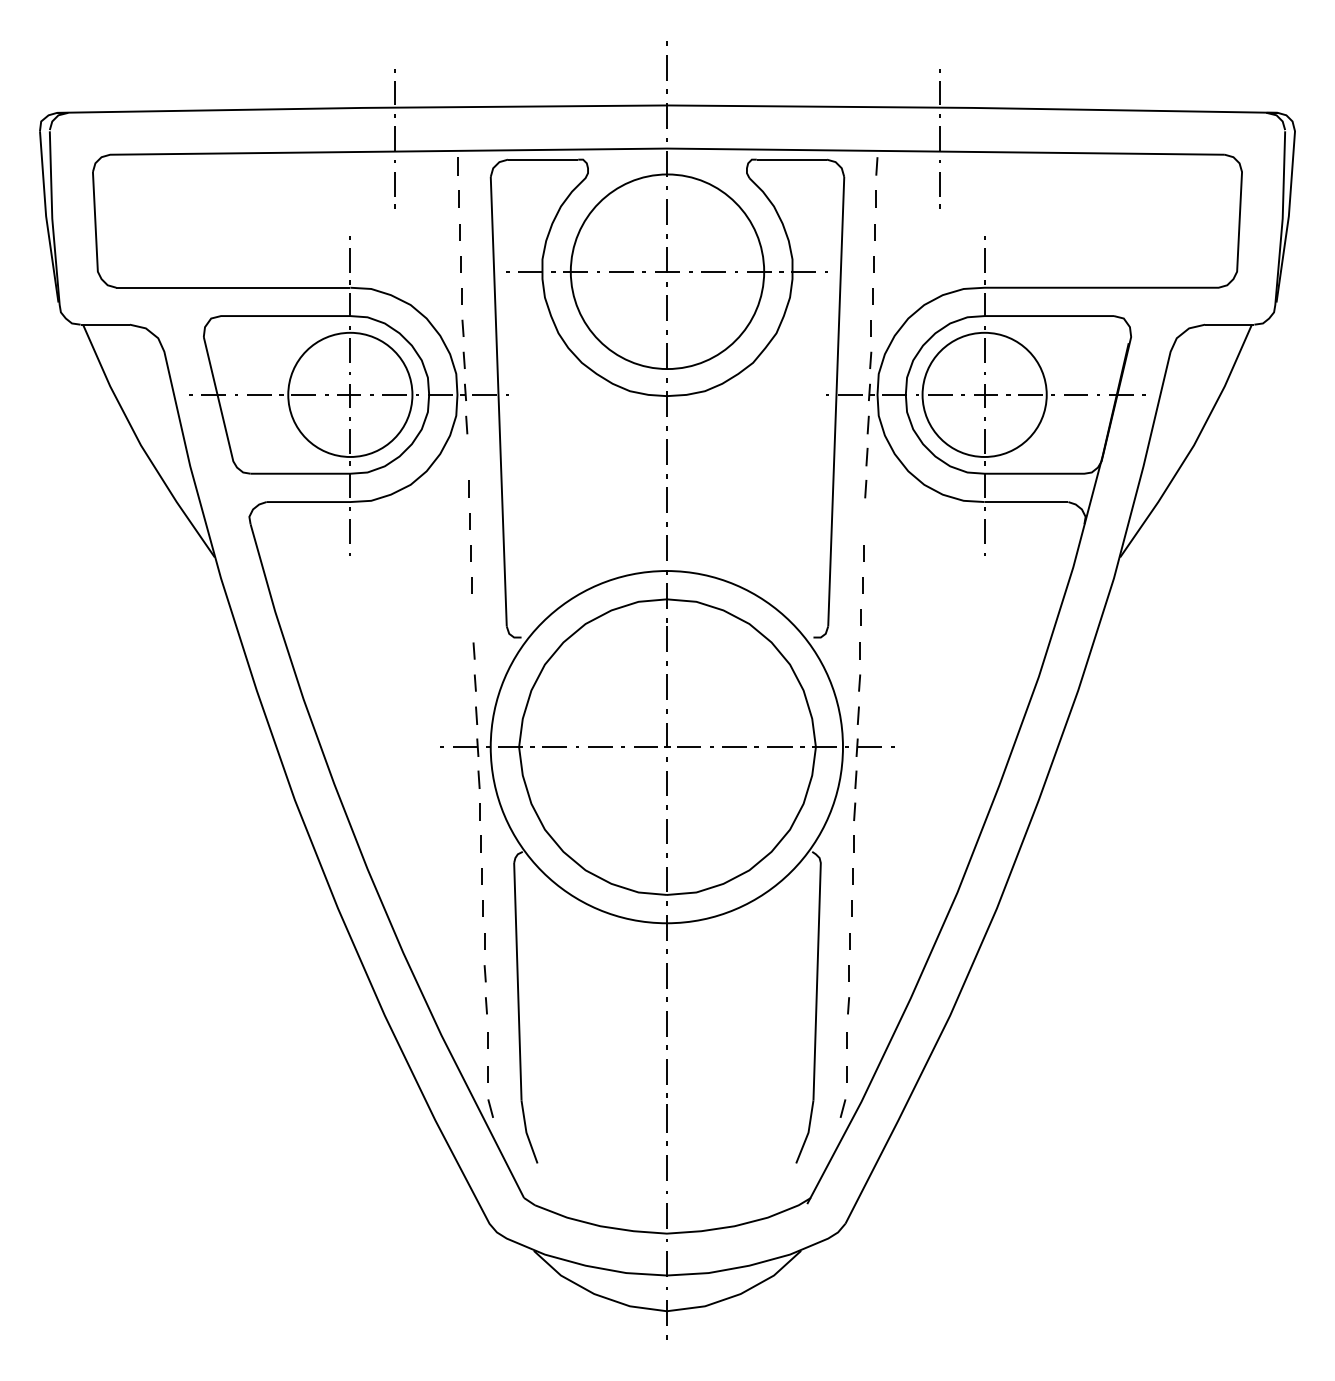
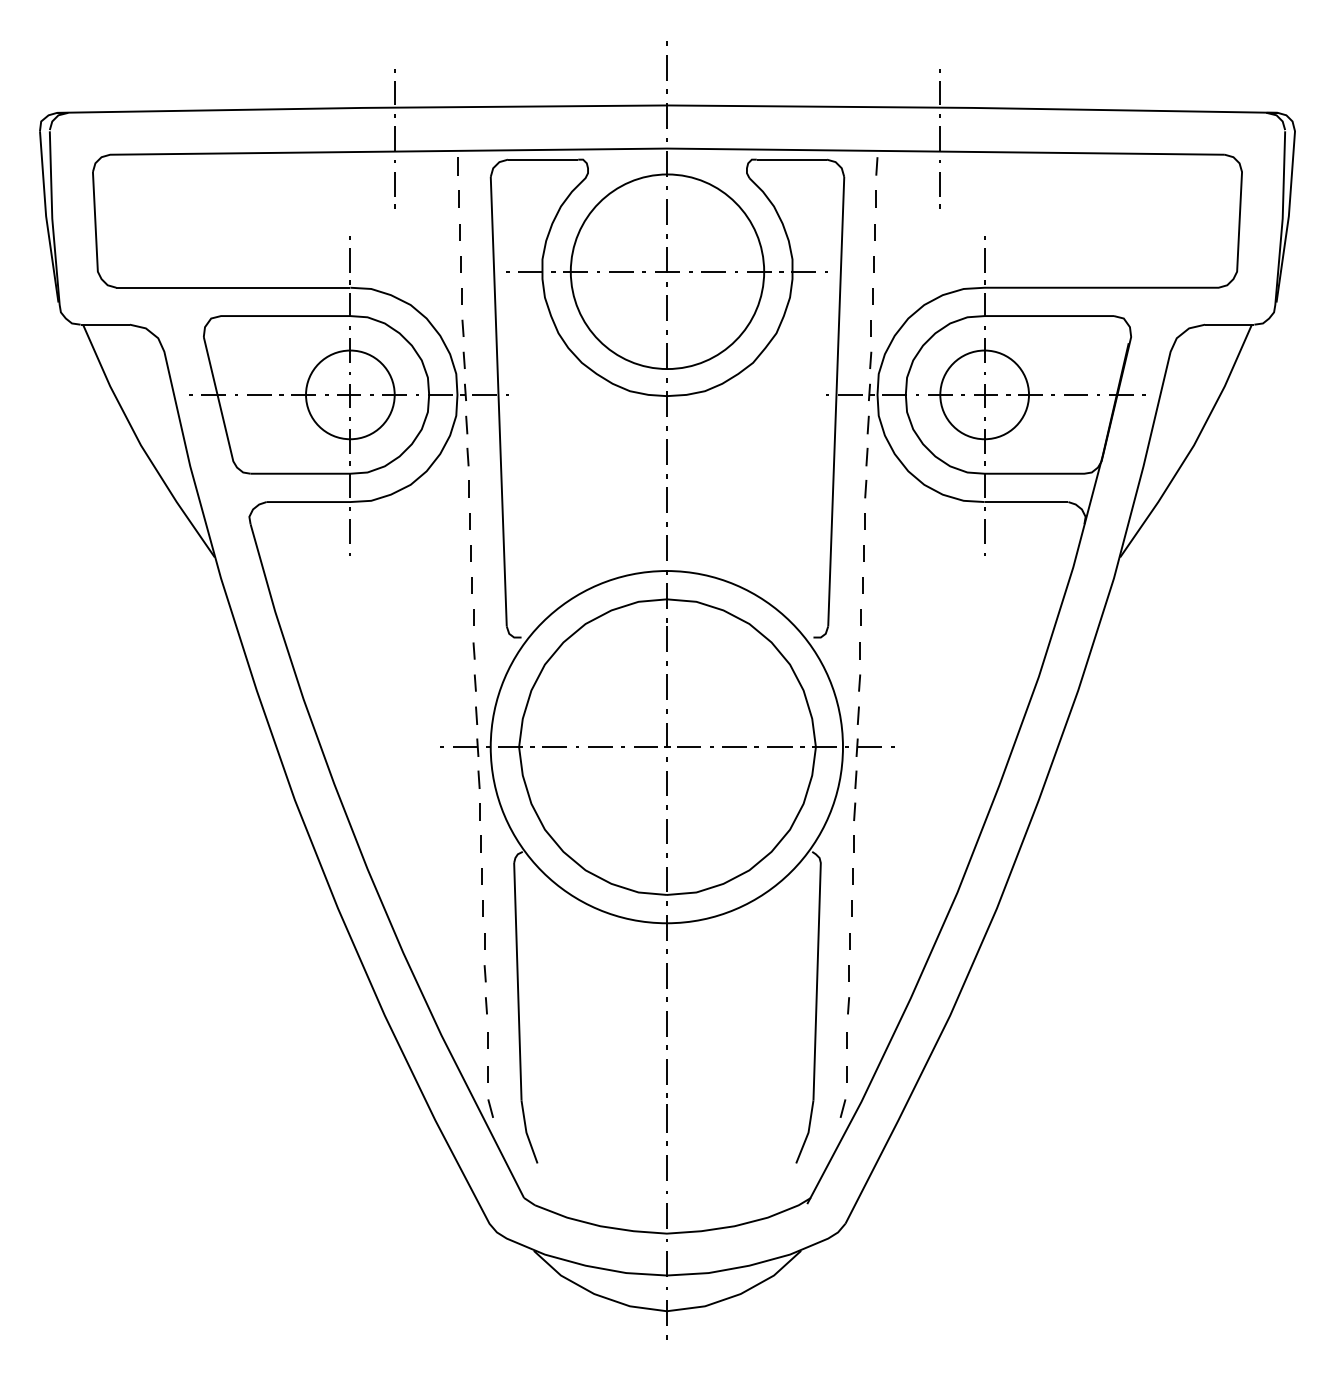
circle diameter: 124 px -> 89 px (350, 394)
circle diameter: 124 px -> 89 px (984, 394)
line: none -> present (467, 456)
line: none -> present (864, 521)
line: none -> present (473, 617)
